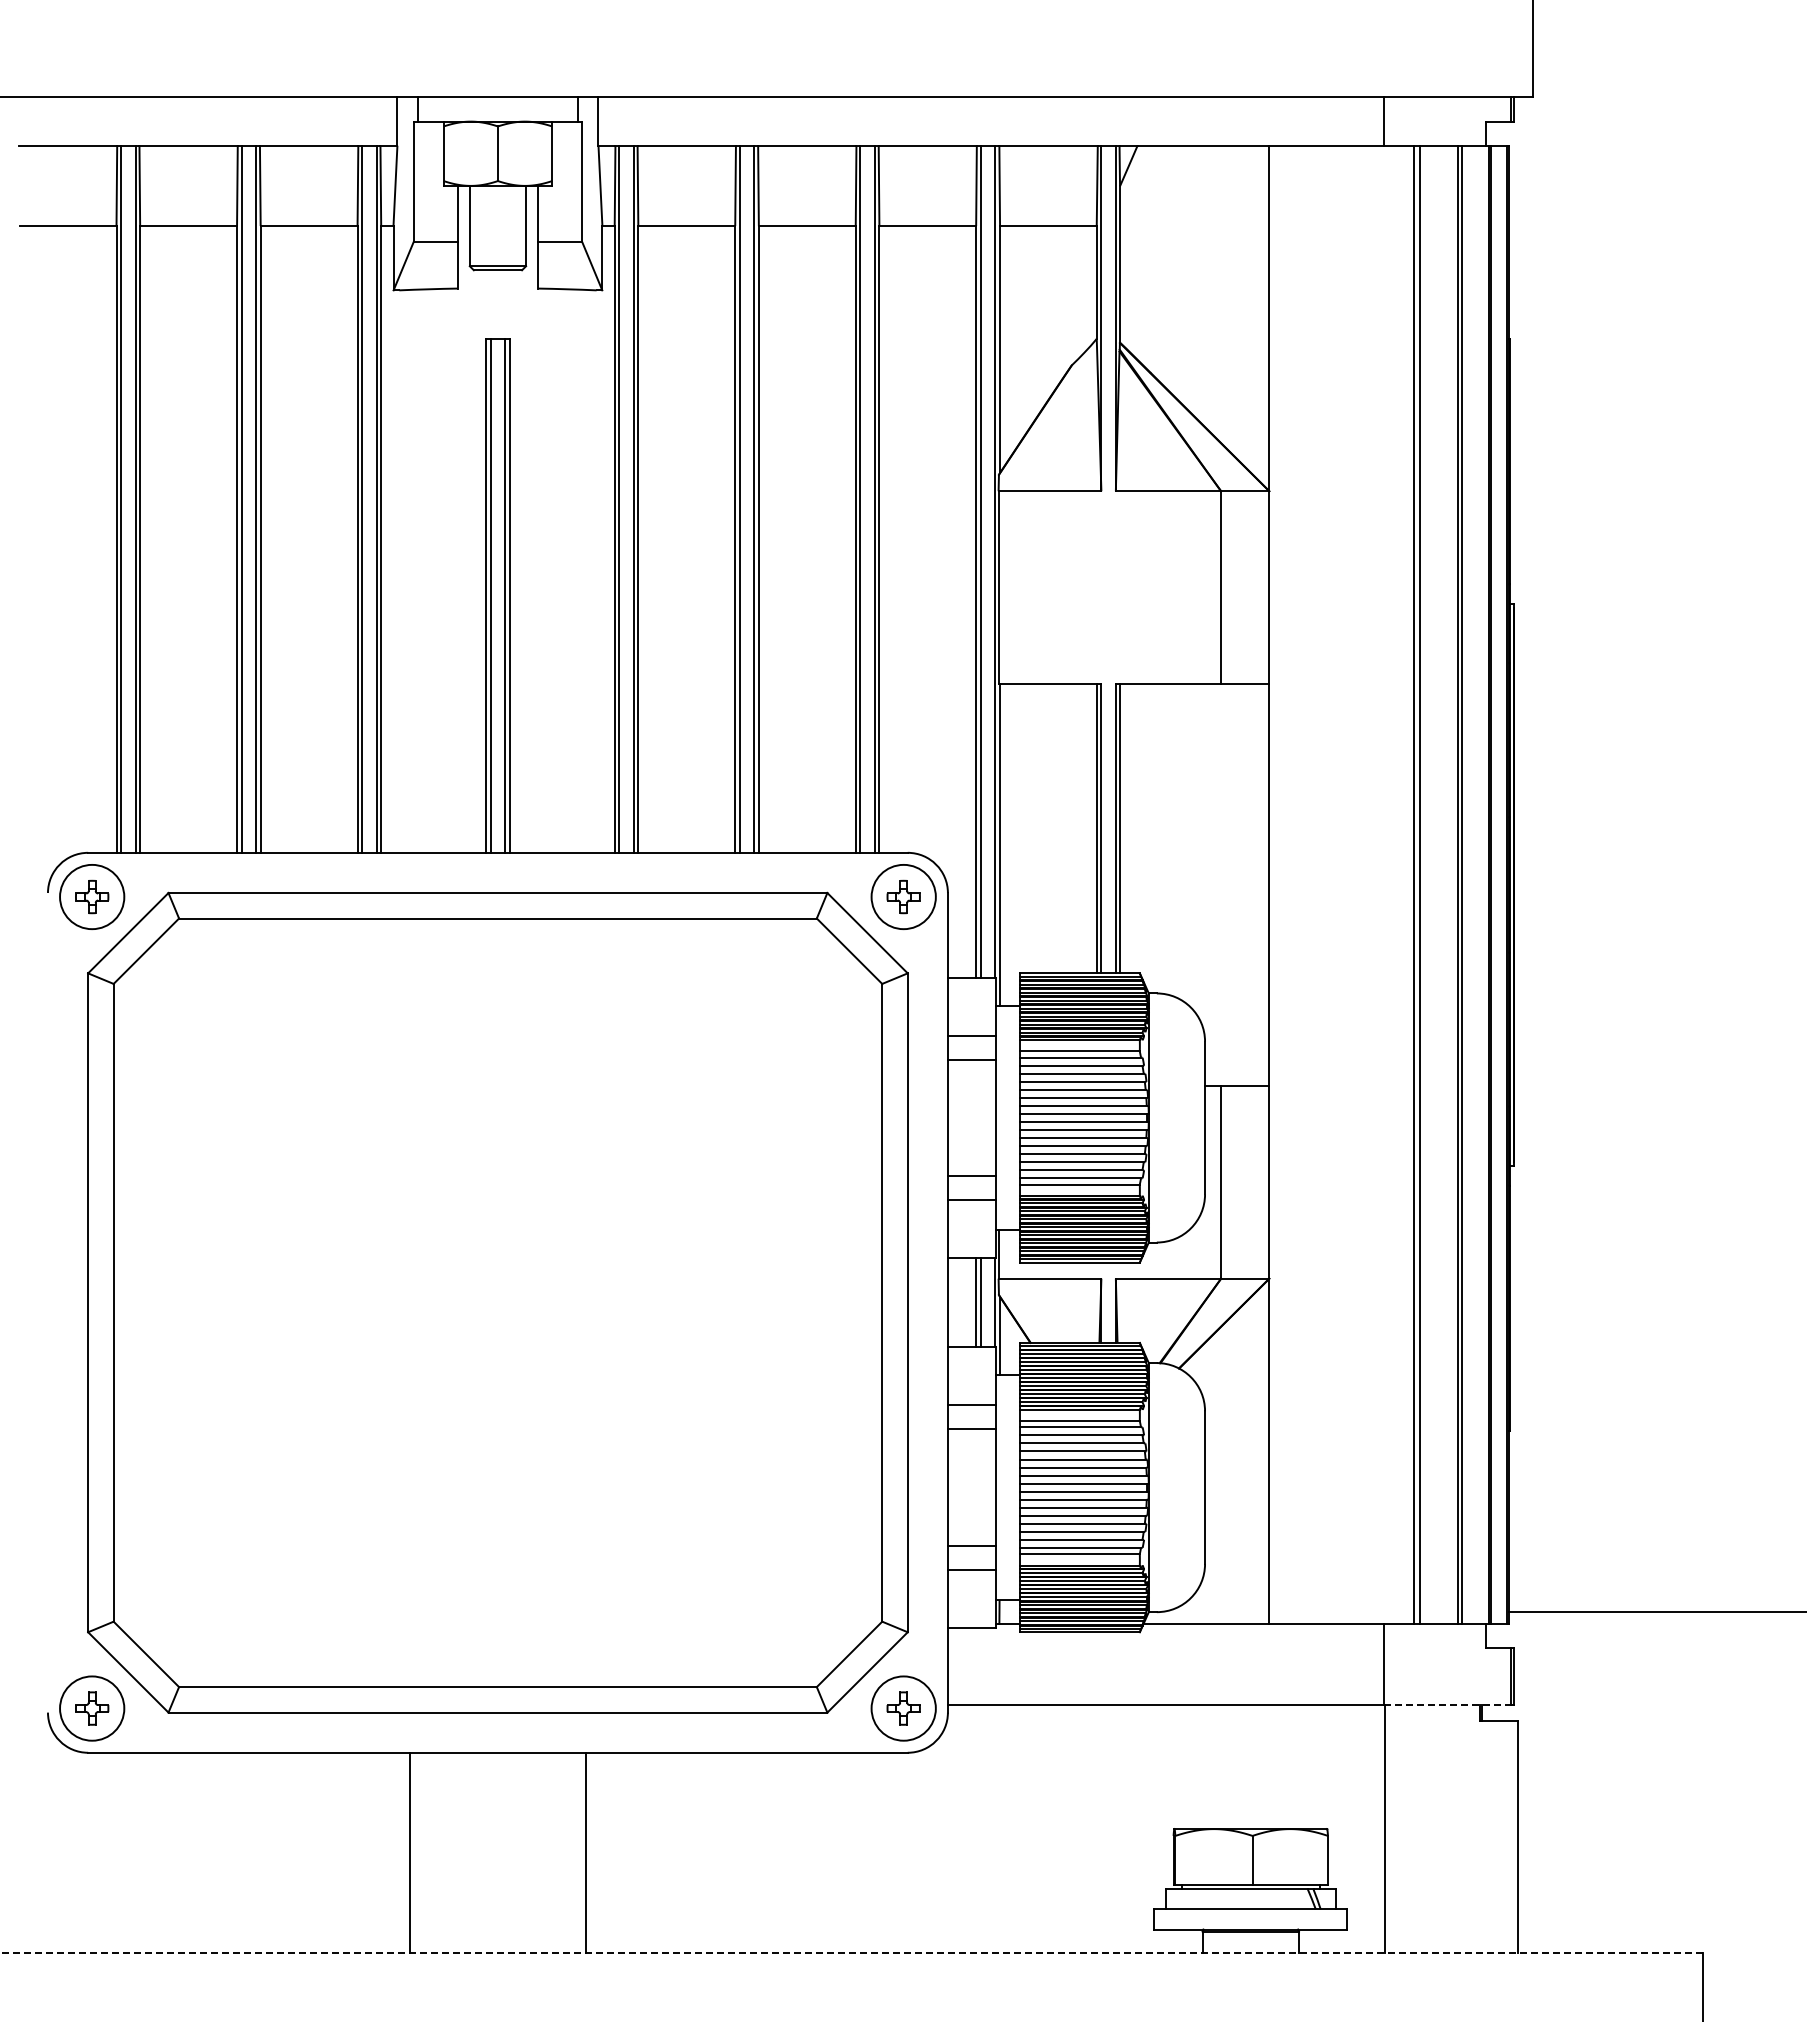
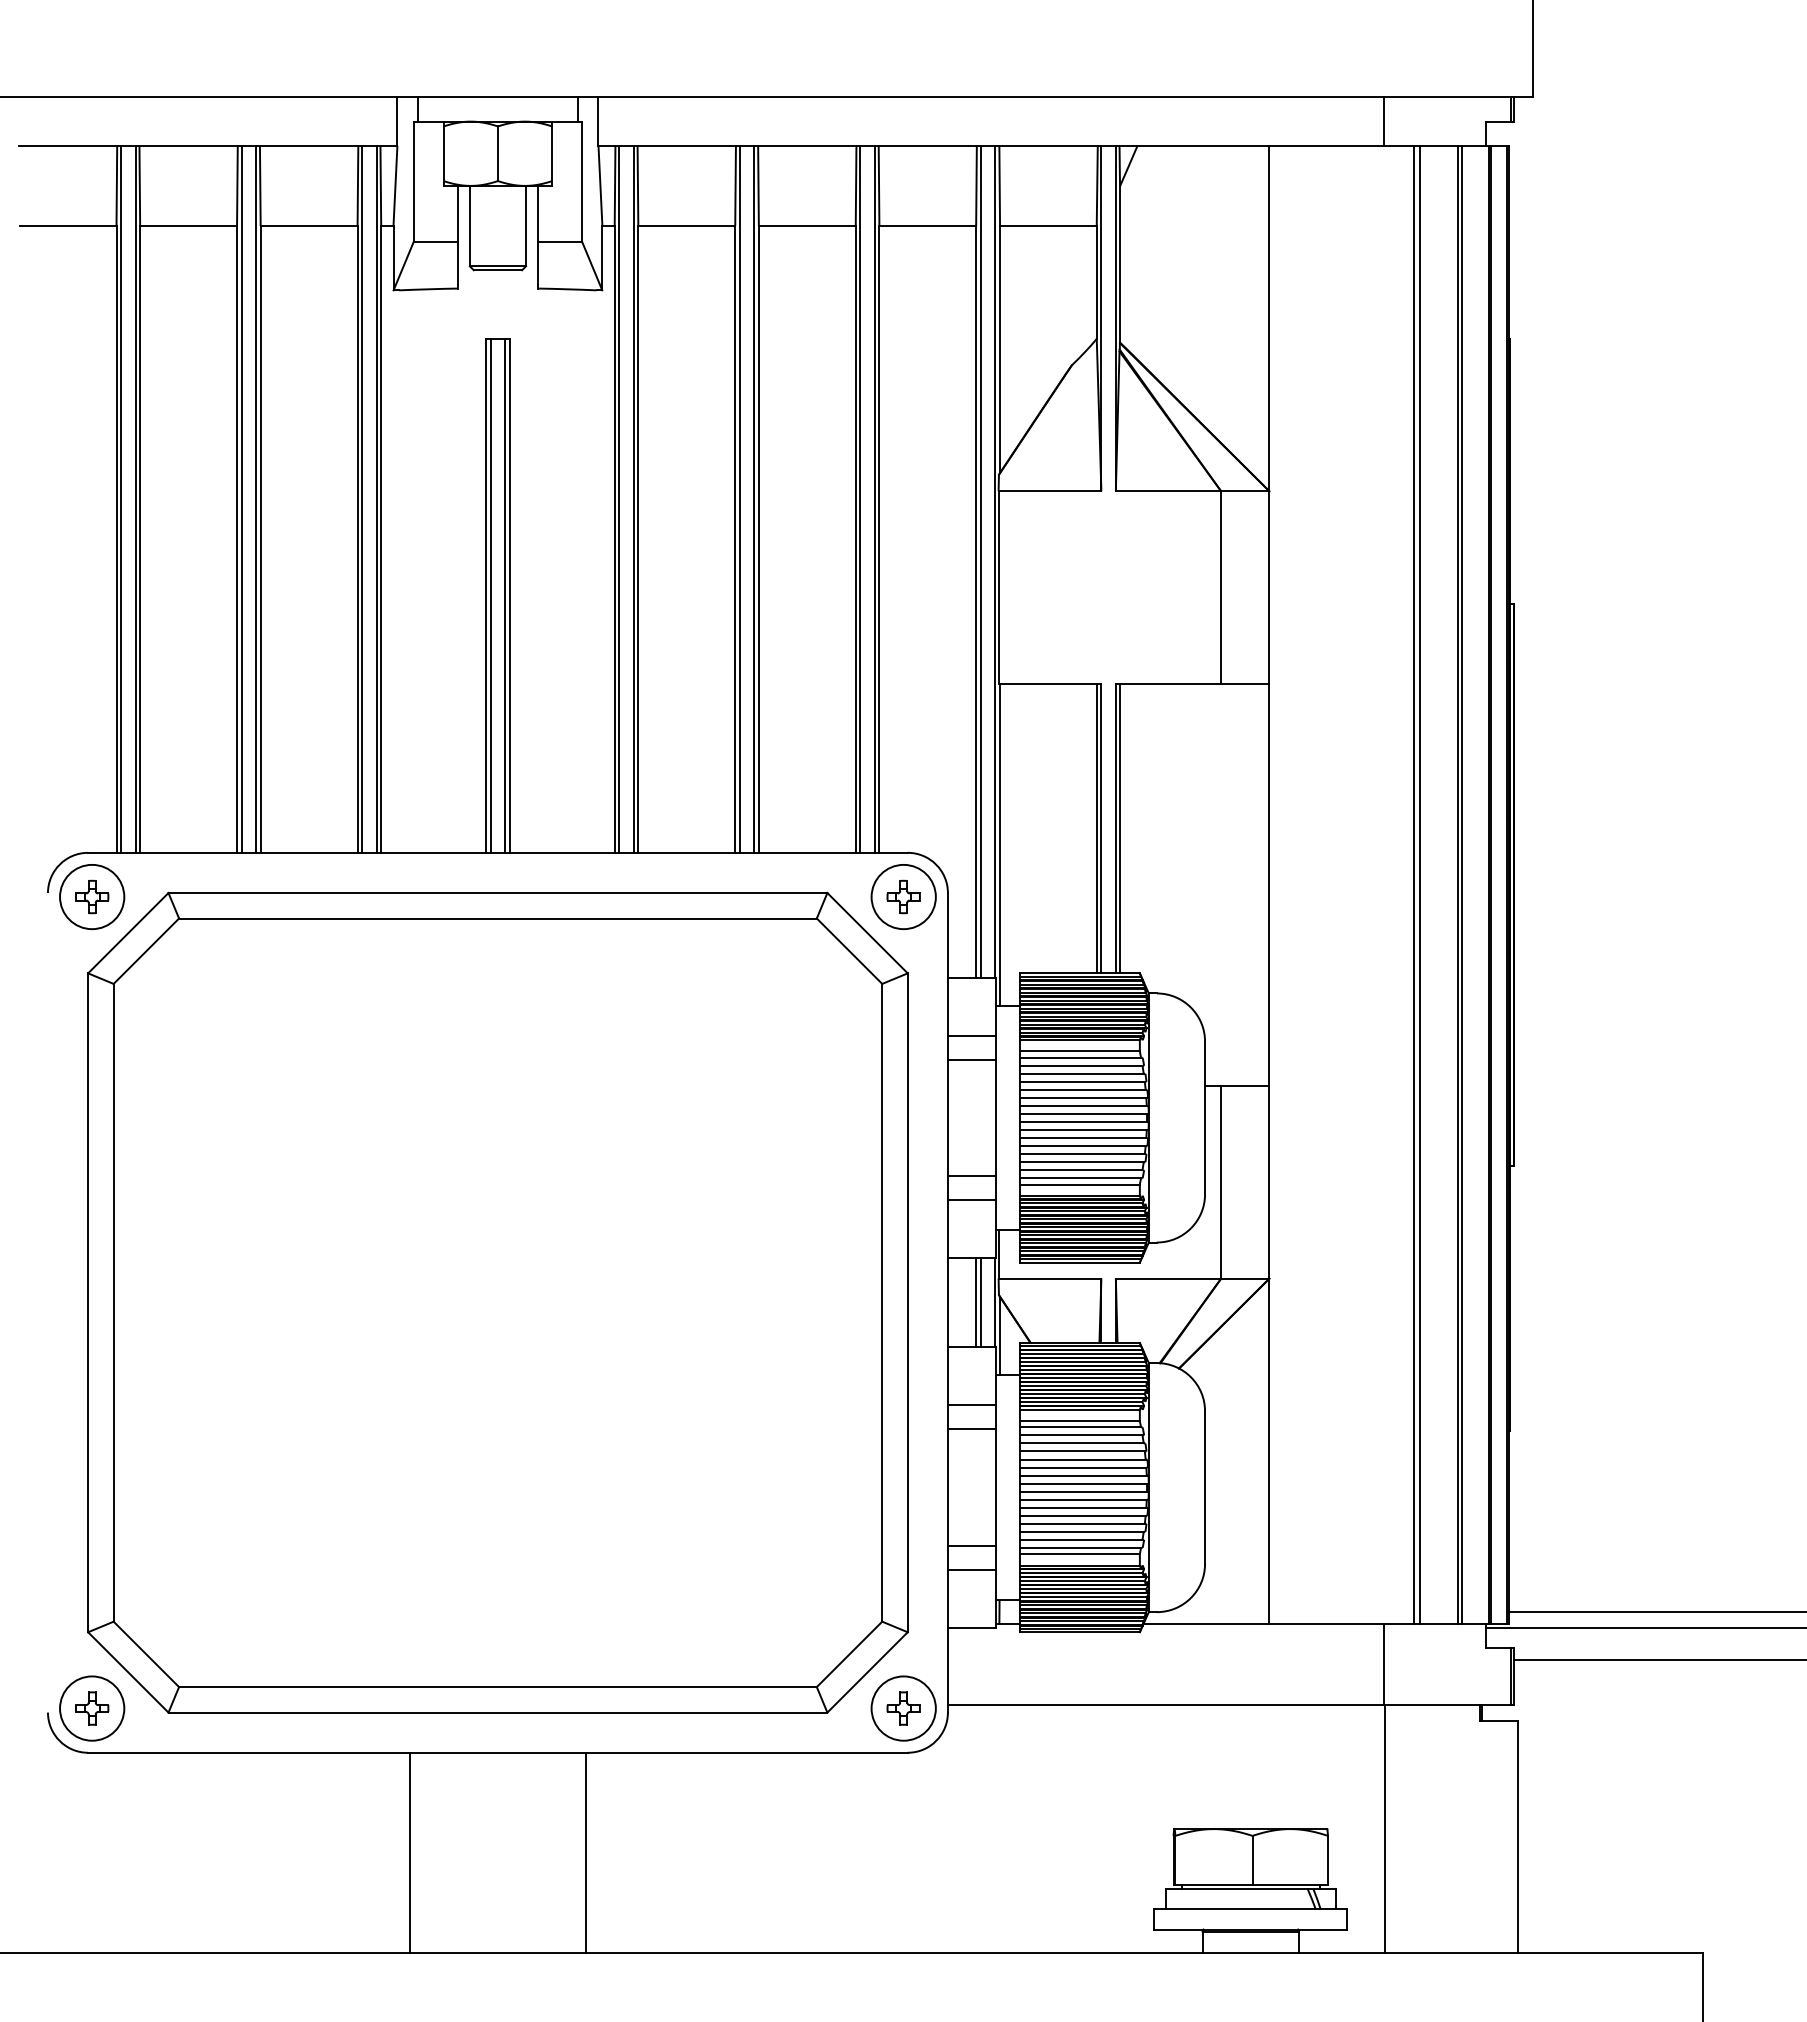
line: none -> present (1644, 1627)
line: none -> present (1658, 1659)
line: dashed -> solid (1447, 1704)
line: dashed -> solid (851, 1952)
